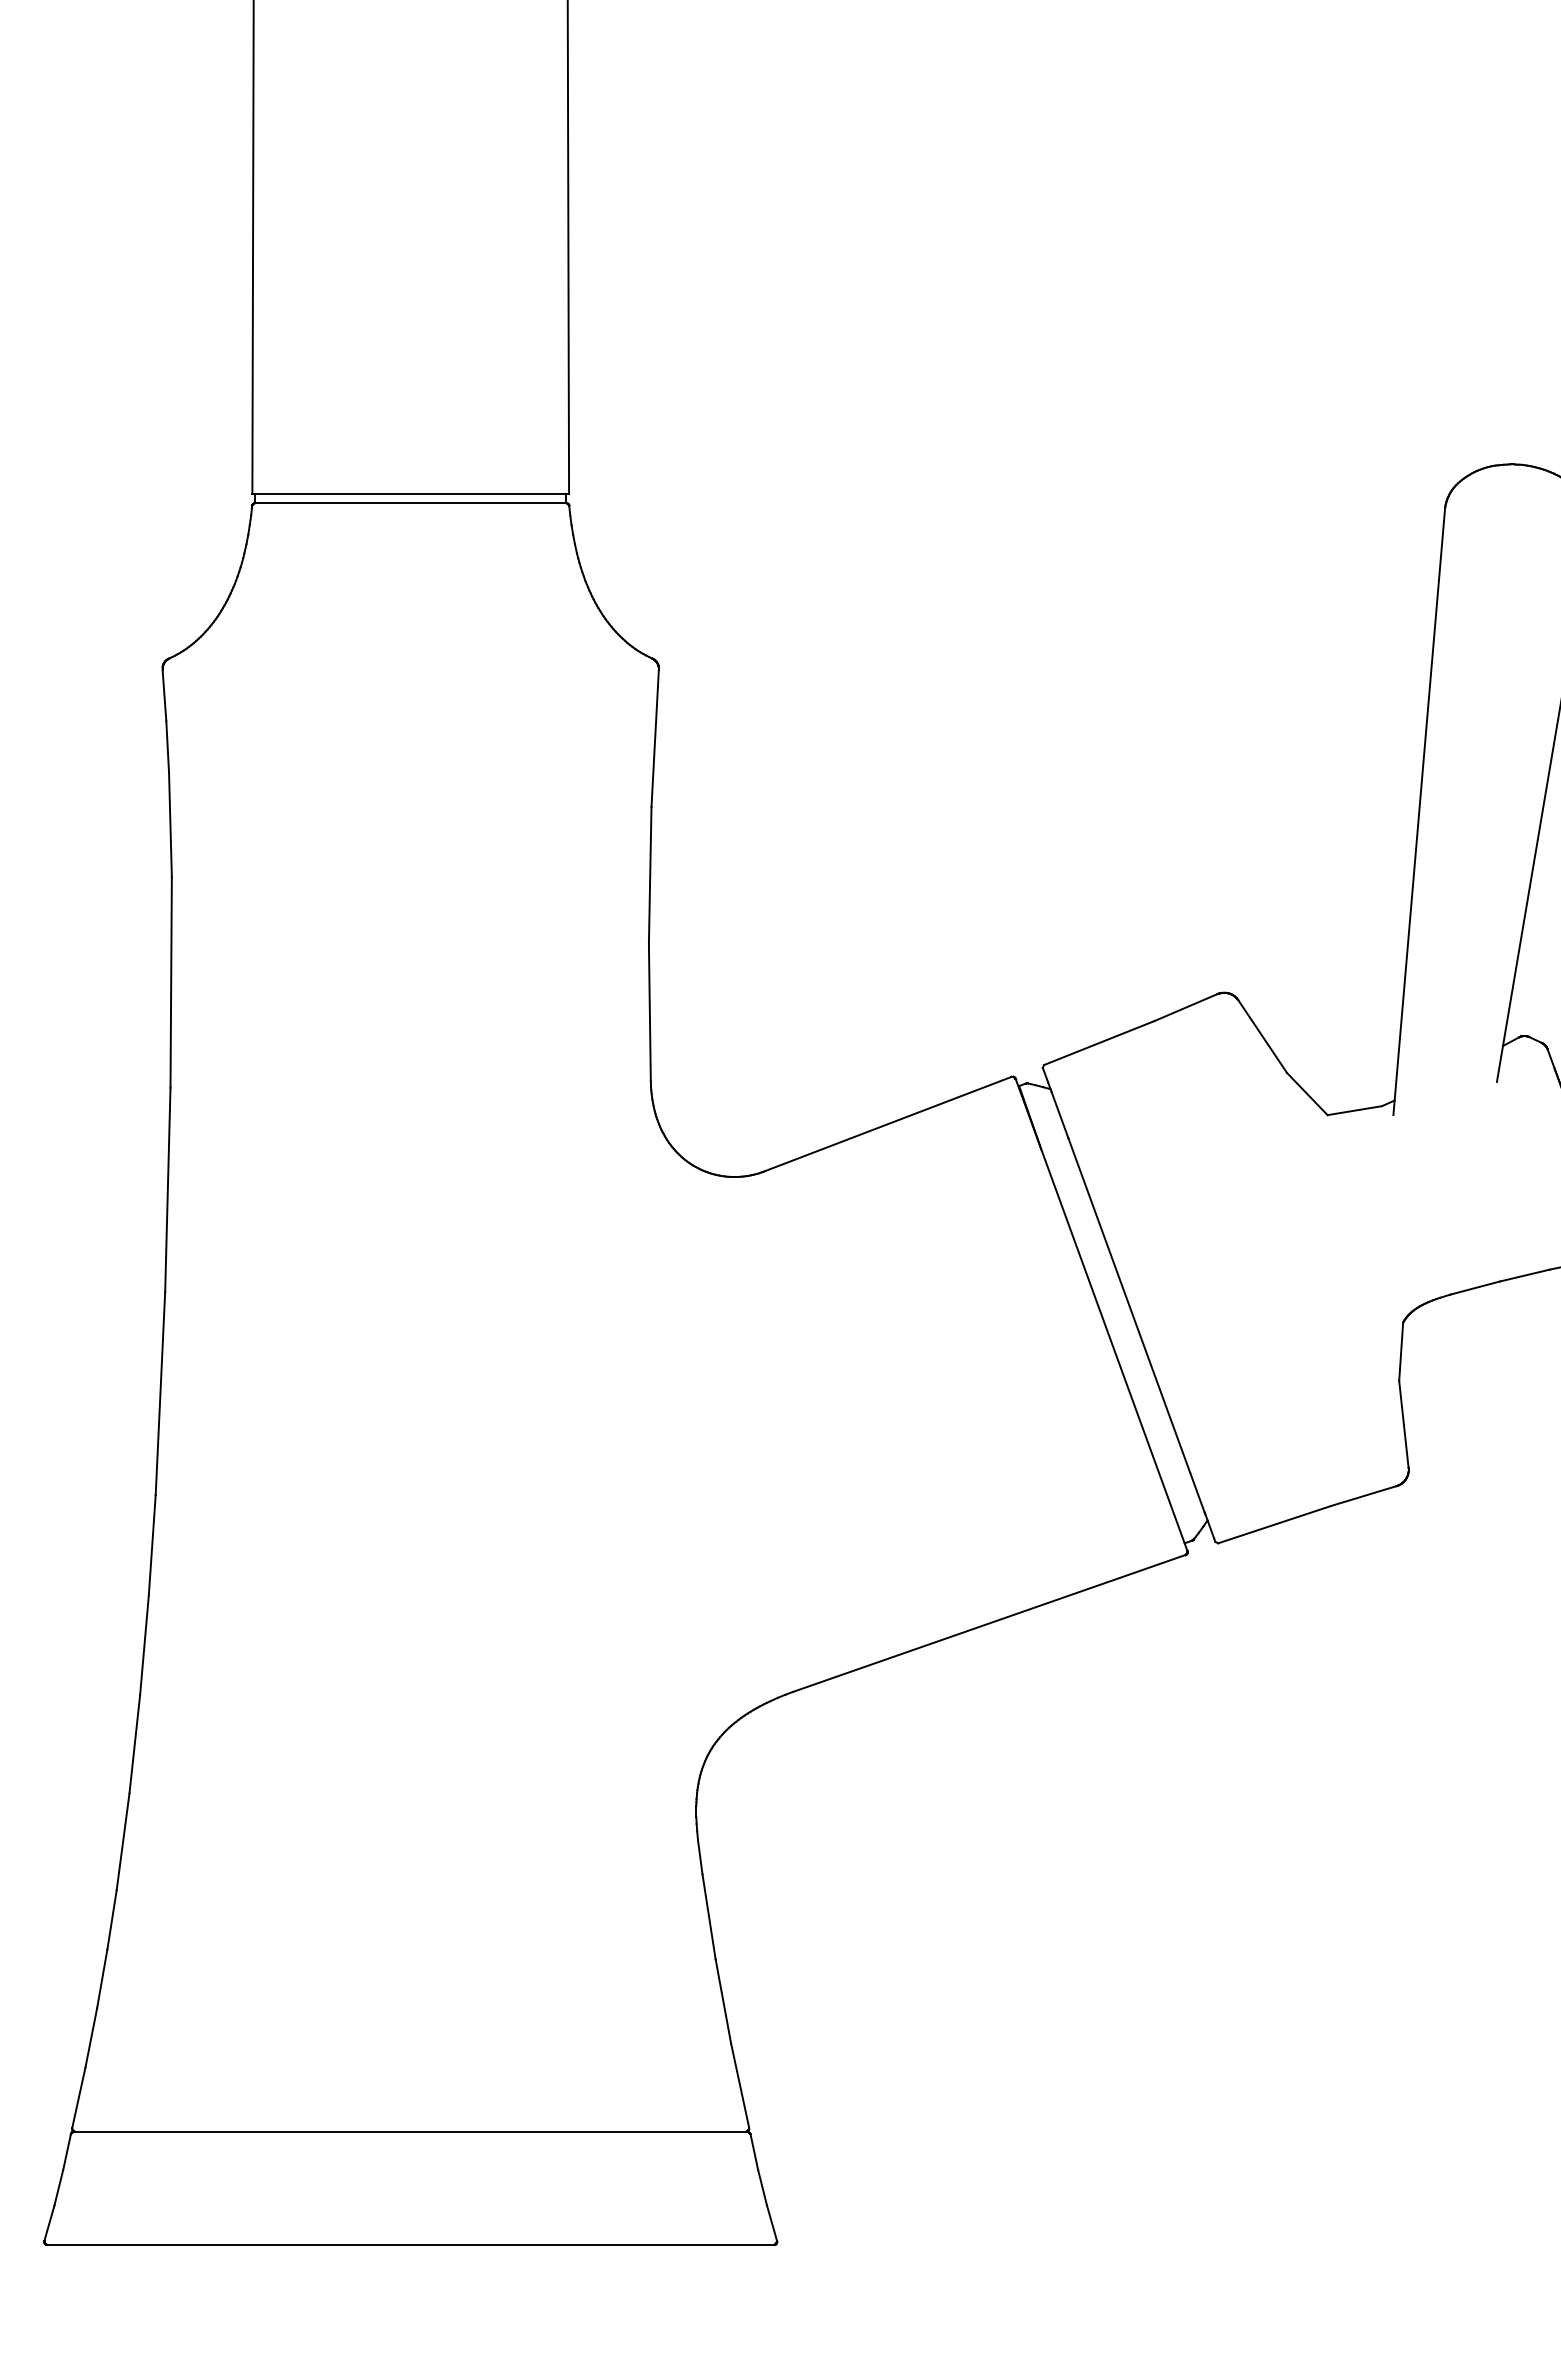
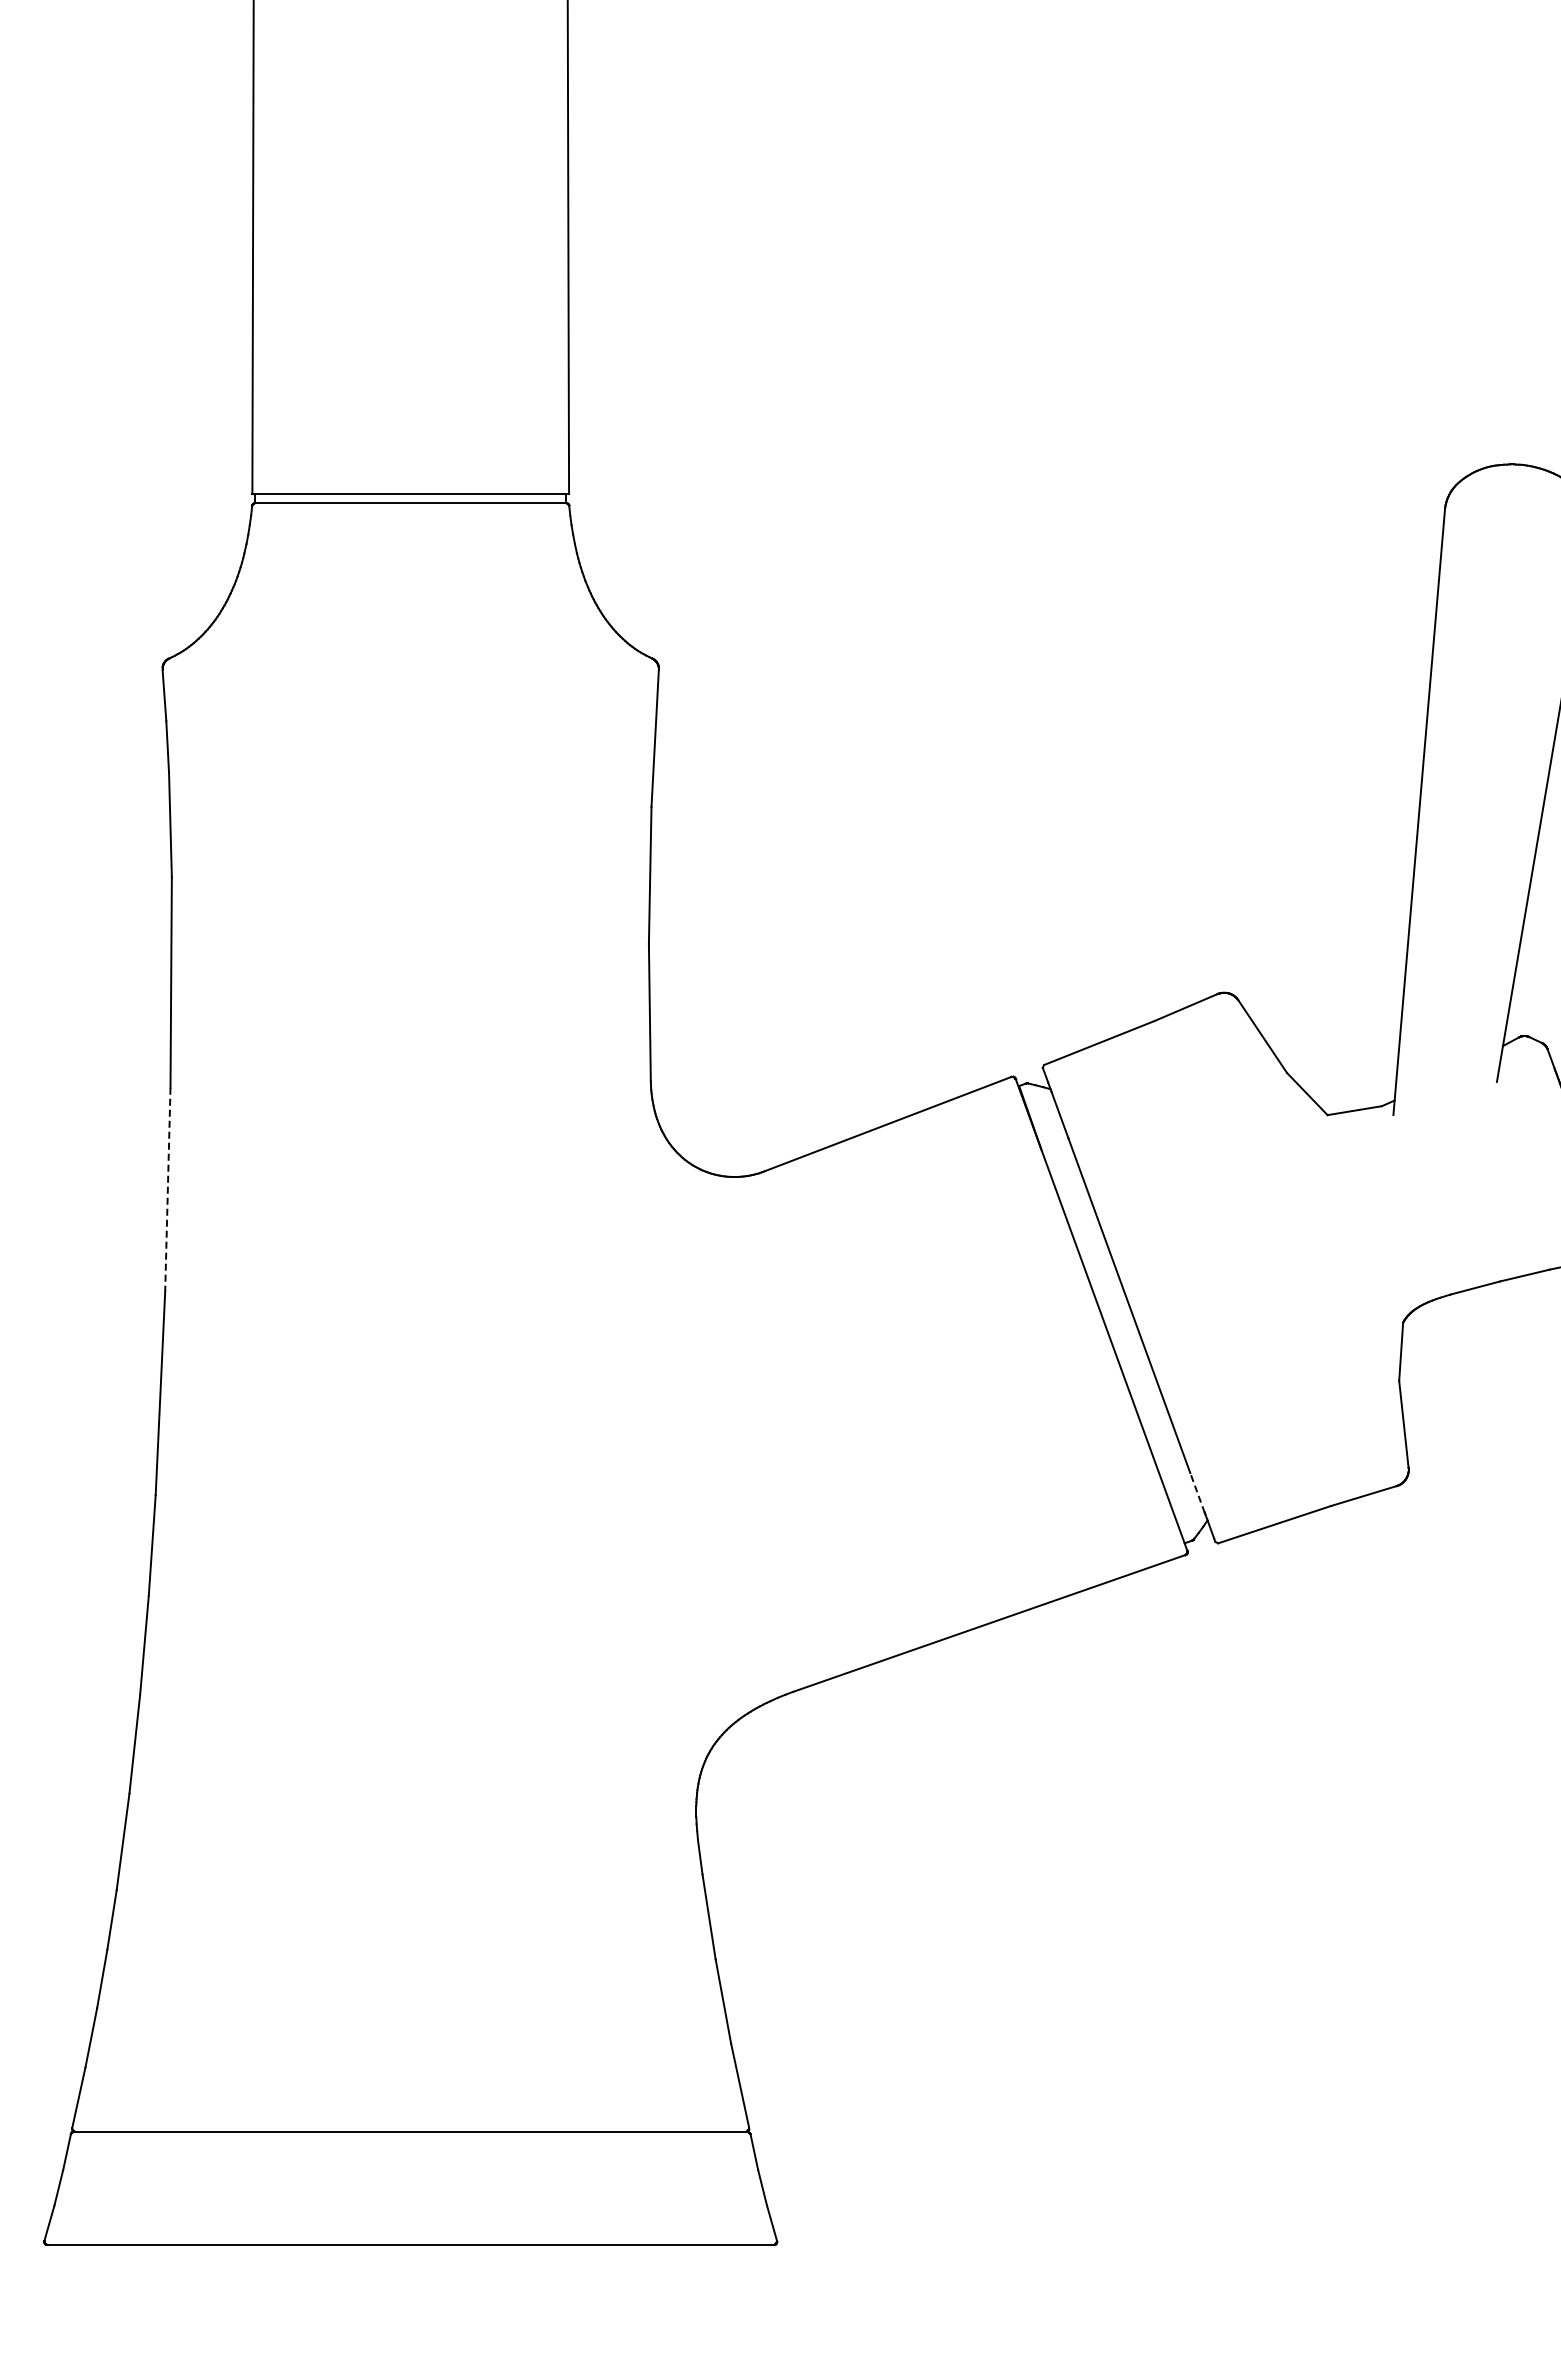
line: solid -> dashed (167, 1190)
line: solid -> dashed (1197, 1492)
